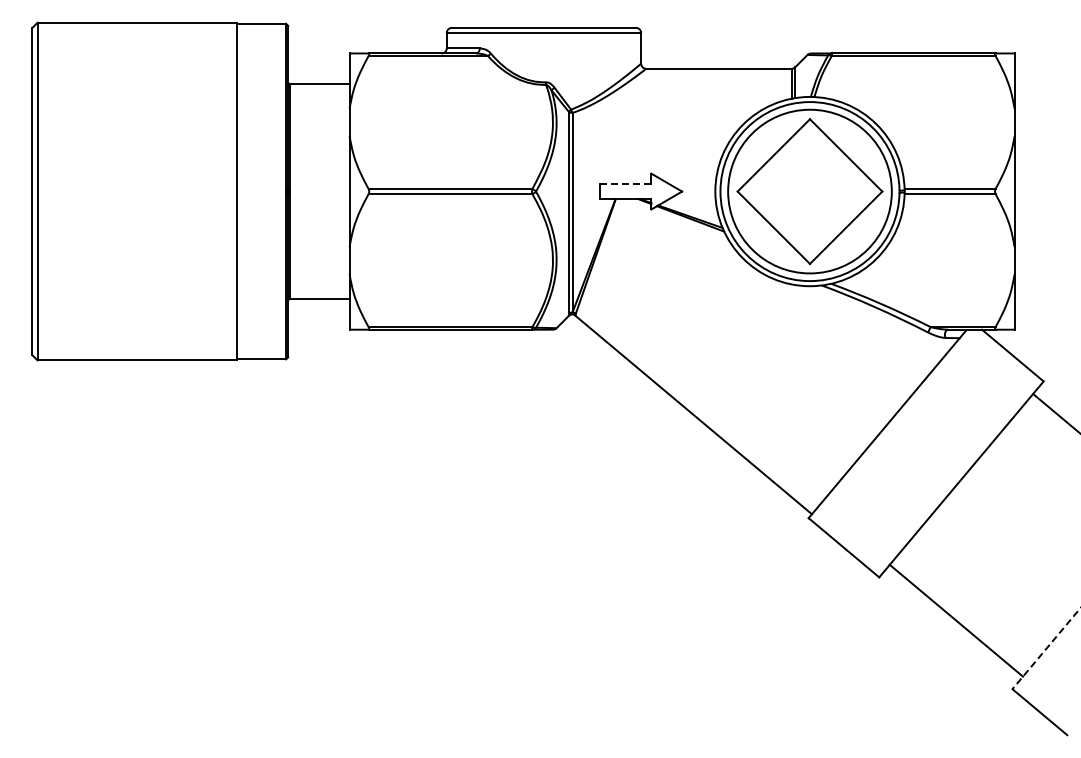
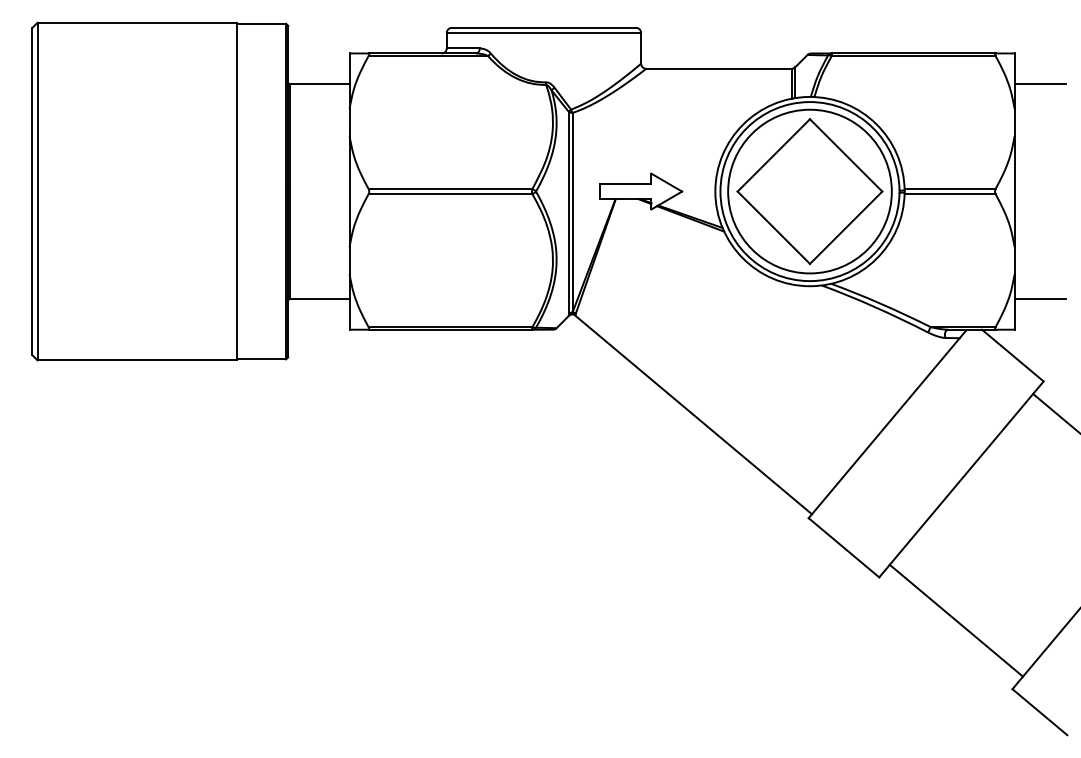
line: none -> present (1039, 84)
line: dashed -> solid (625, 183)
line: none -> present (1039, 298)
line: dashed -> solid (1046, 648)
